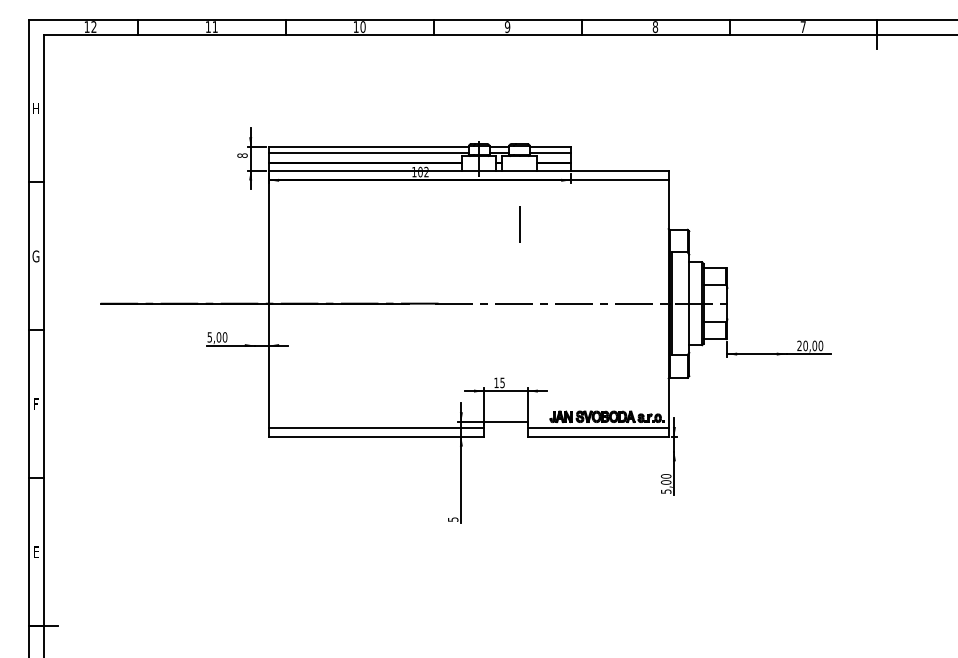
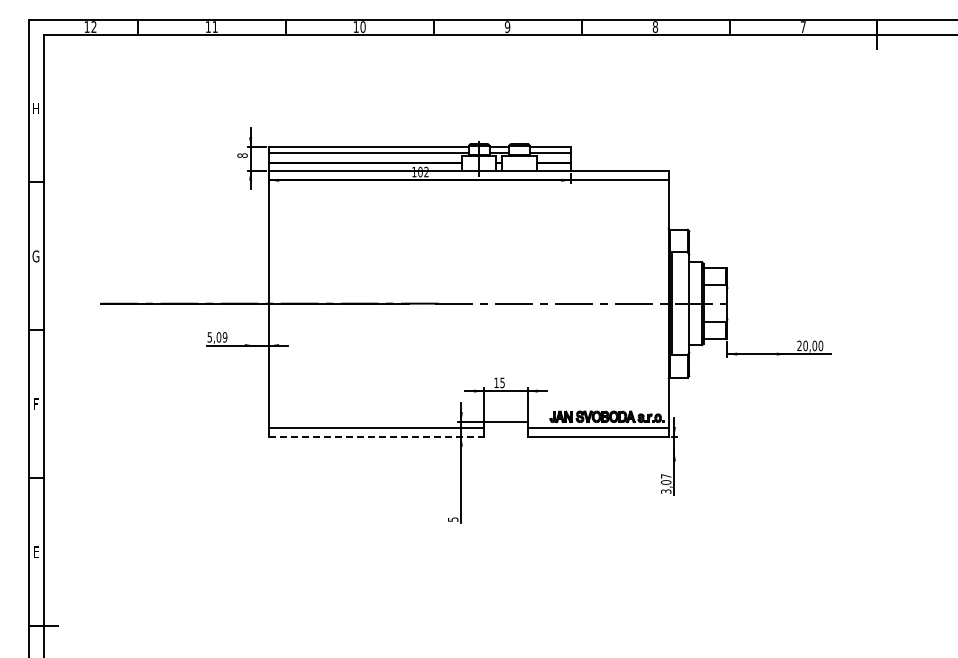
line: present -> none (519, 224)
text: 5,00 -> 5,09 (224, 337)
line: solid -> dashed (377, 436)
text: 5,00 -> 3,07 (665, 483)
